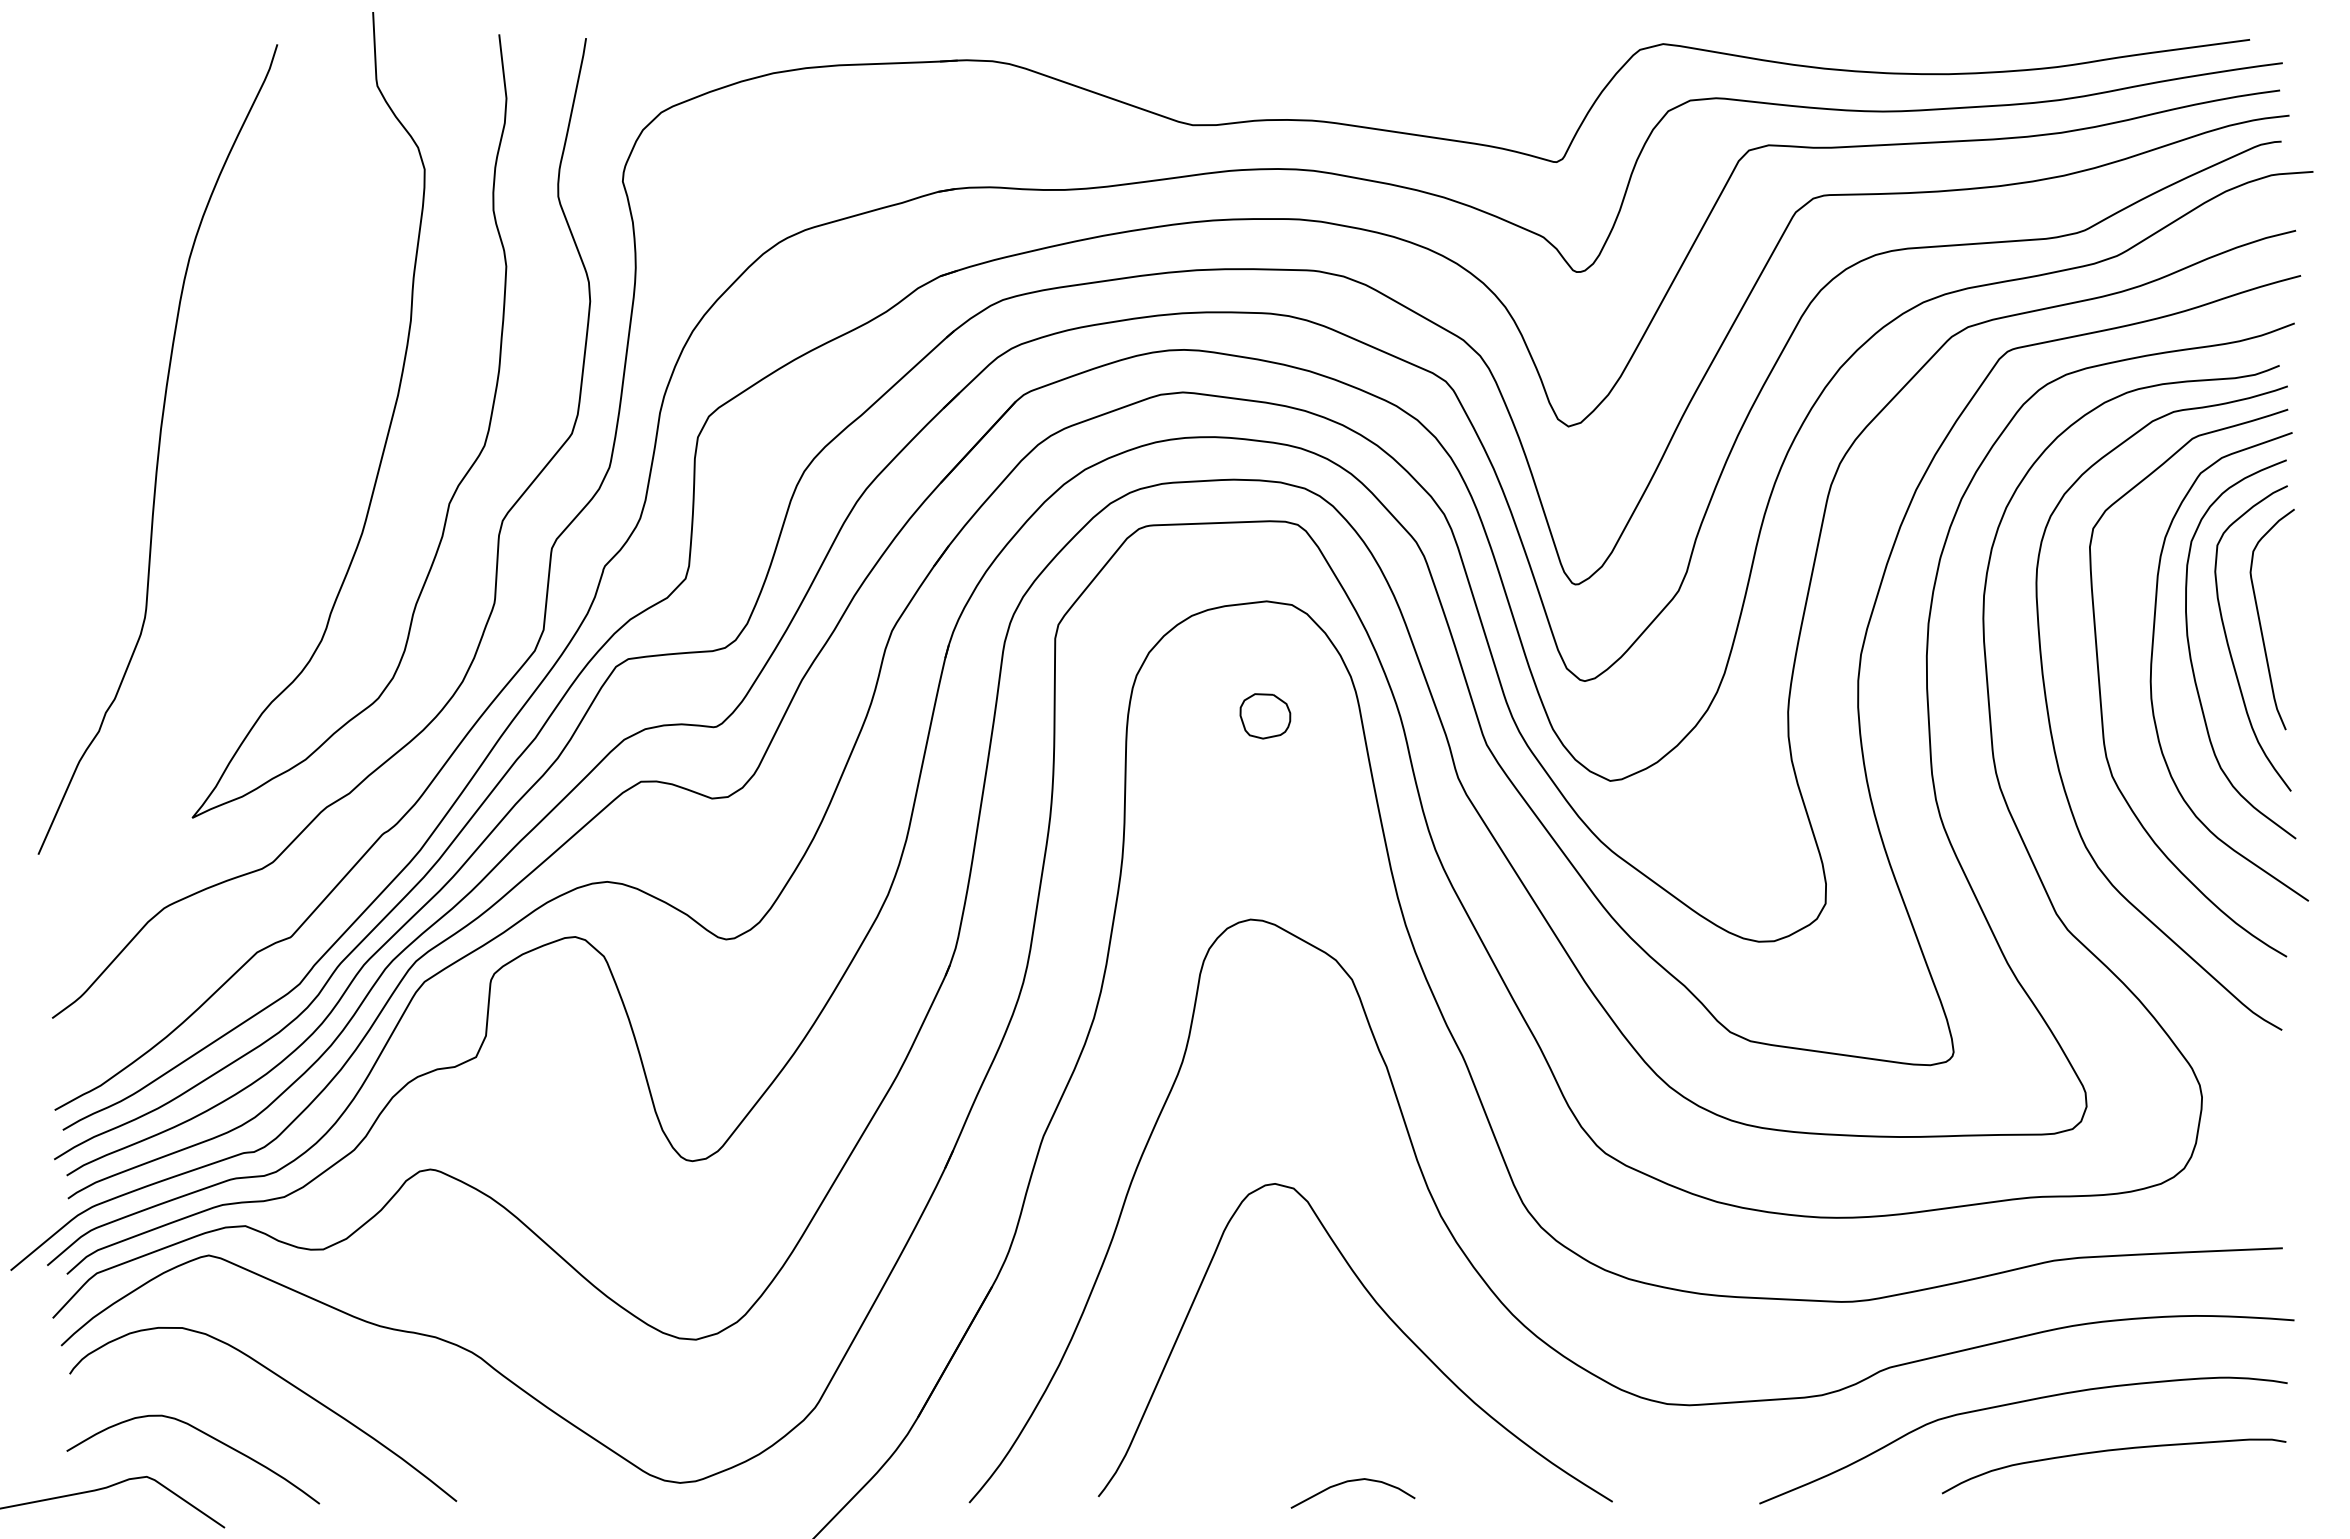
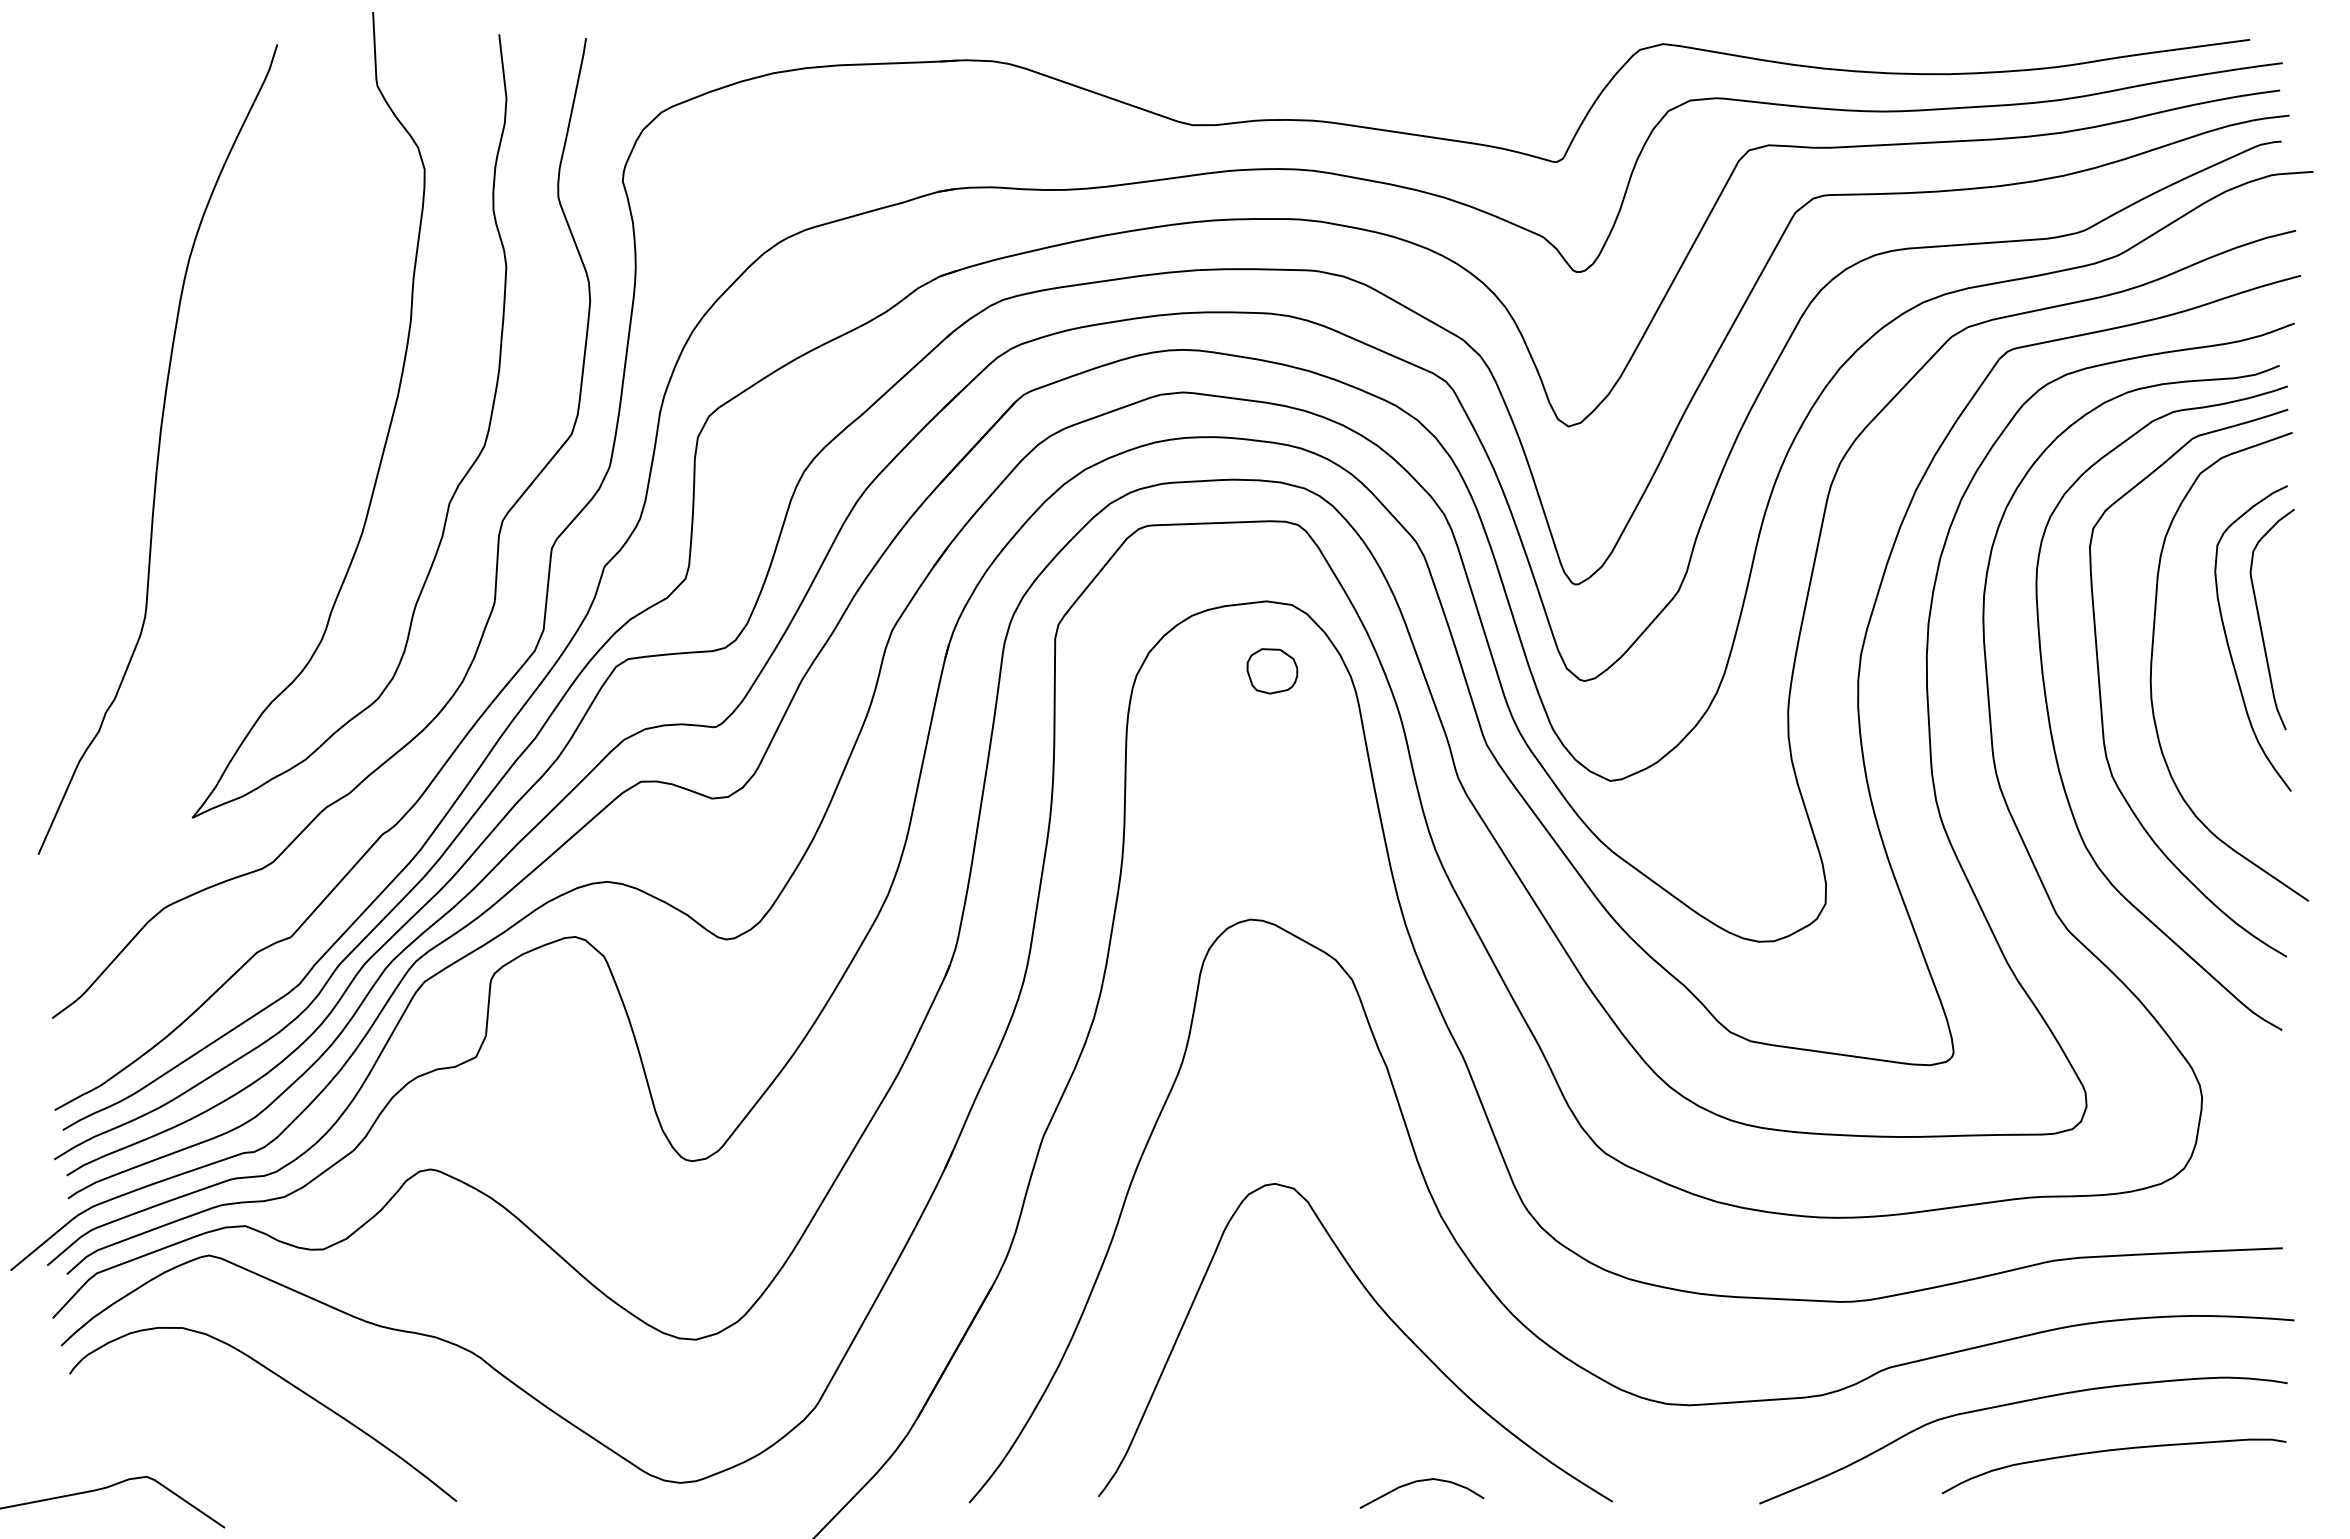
curve: present -> none (2191, 655)
part position: (1265, 716) -> (1272, 671) (1272, 671)
curve: present -> none (206, 1435)
curve position: (1348, 1482) -> (1417, 1482) (1417, 1482)
